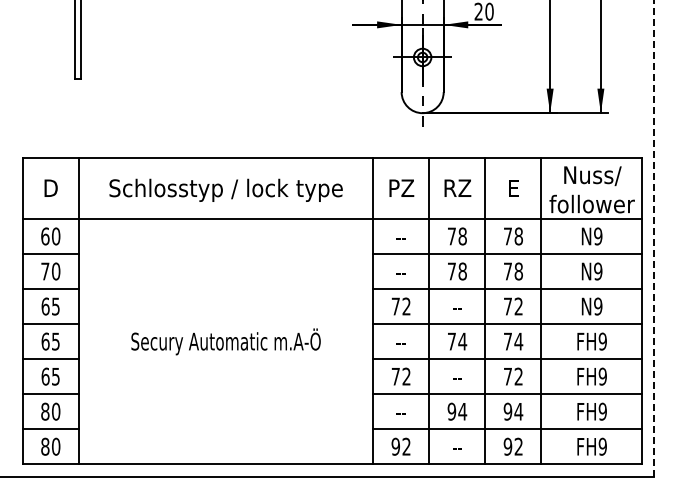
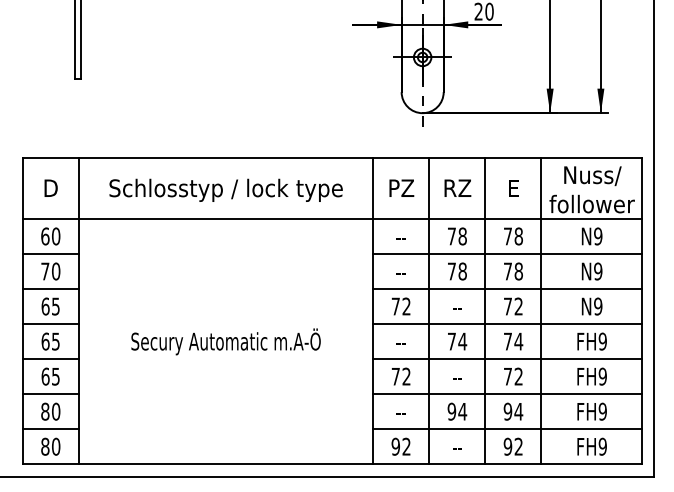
line: dashed -> solid (653, 238)
